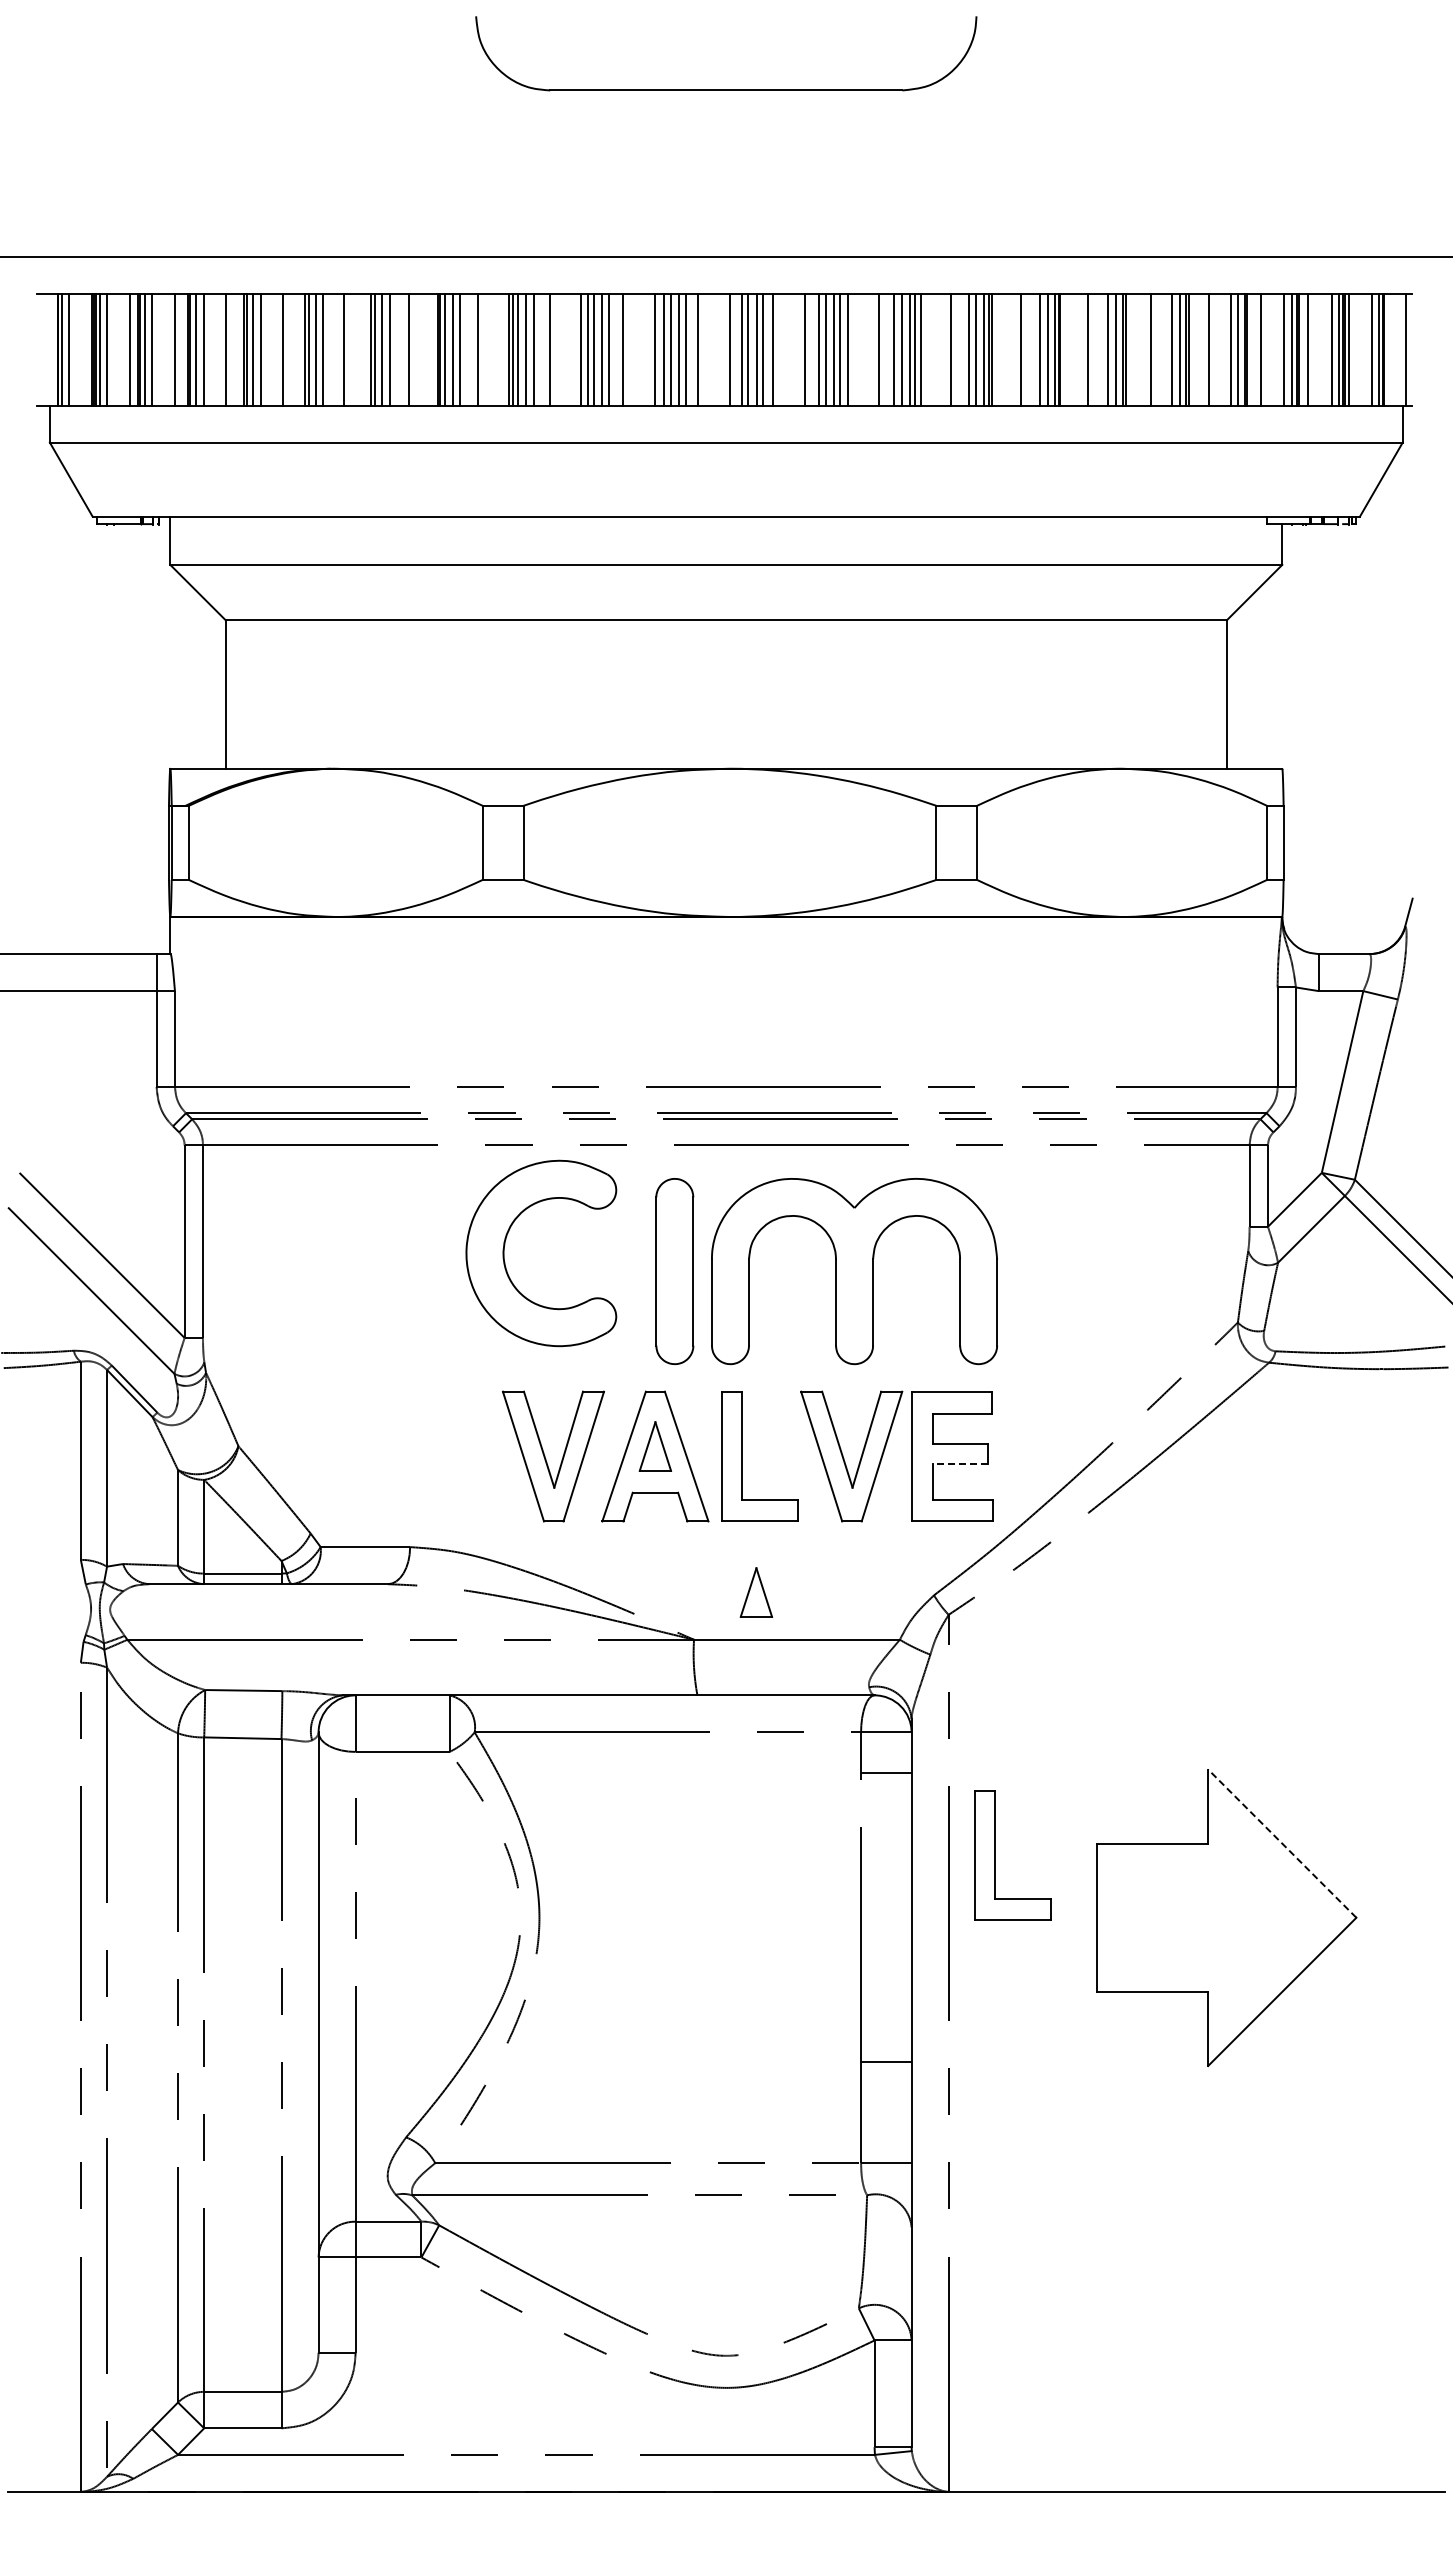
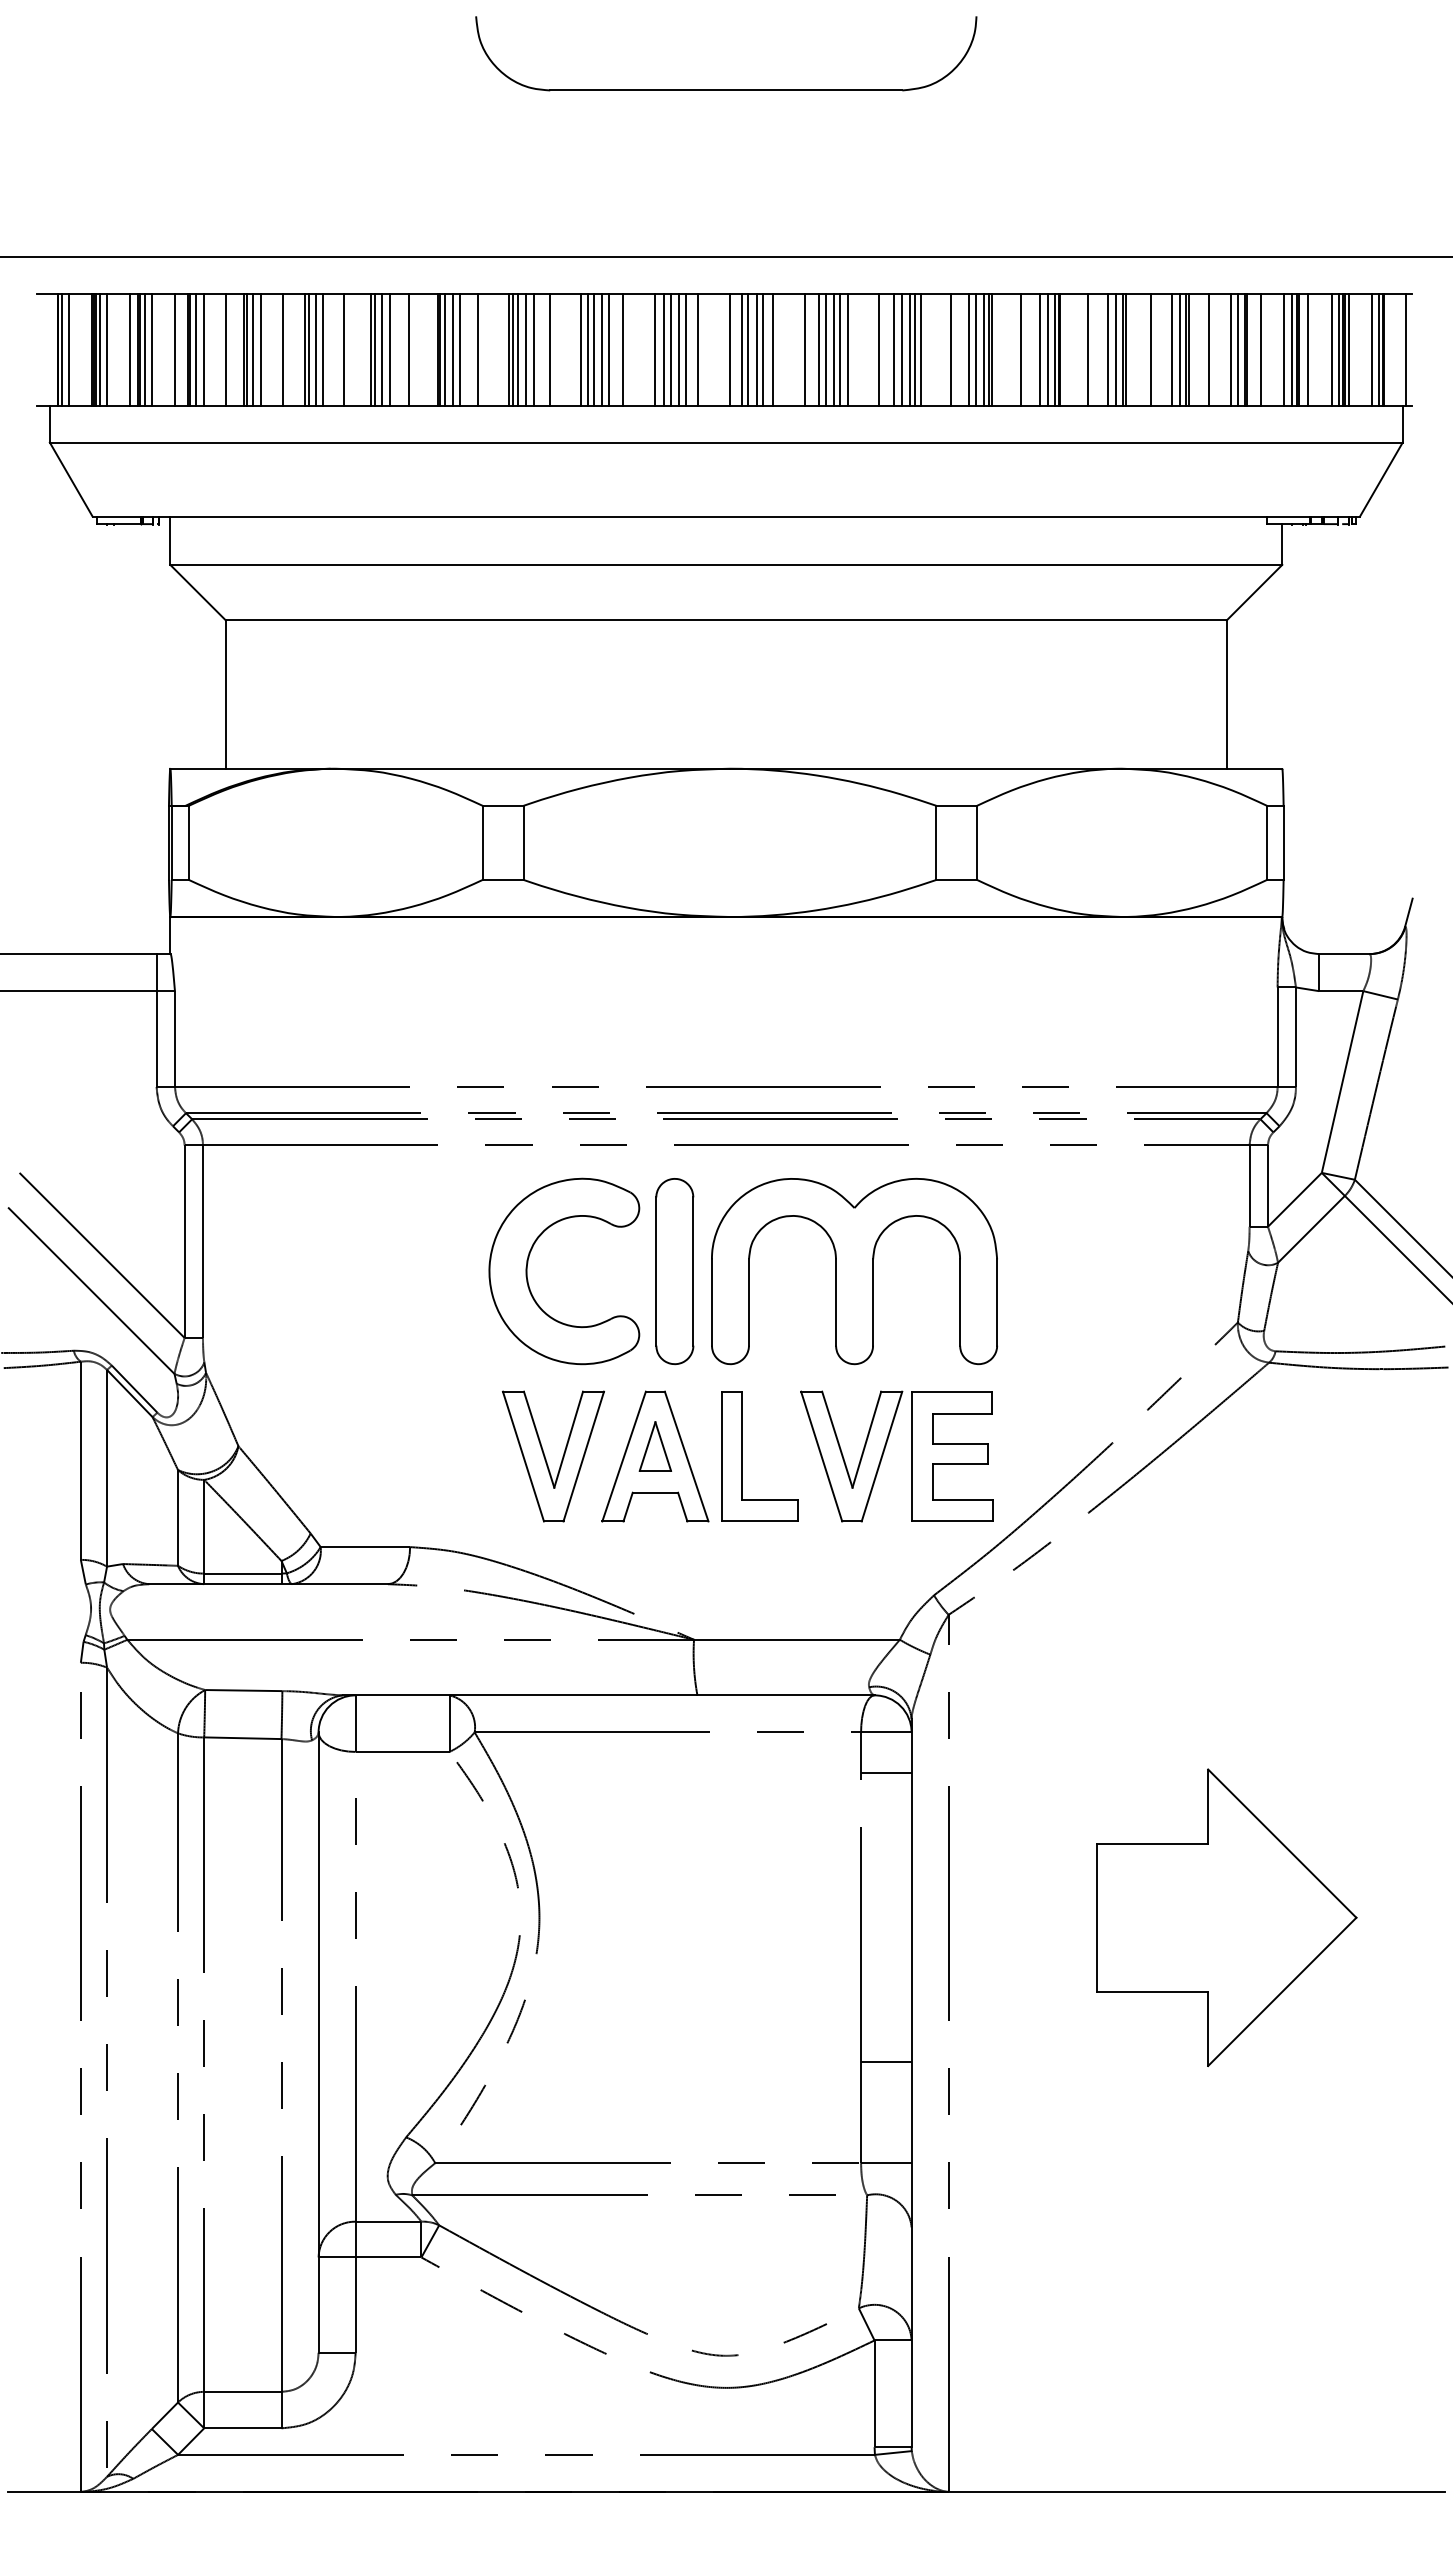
part position: (505, 1245) -> (528, 1263) (528, 1263)
line: dashed -> solid (960, 1464)
part: present -> none (756, 1592)
line: dashed -> solid (1282, 1843)
part: present -> none (995, 1855)
